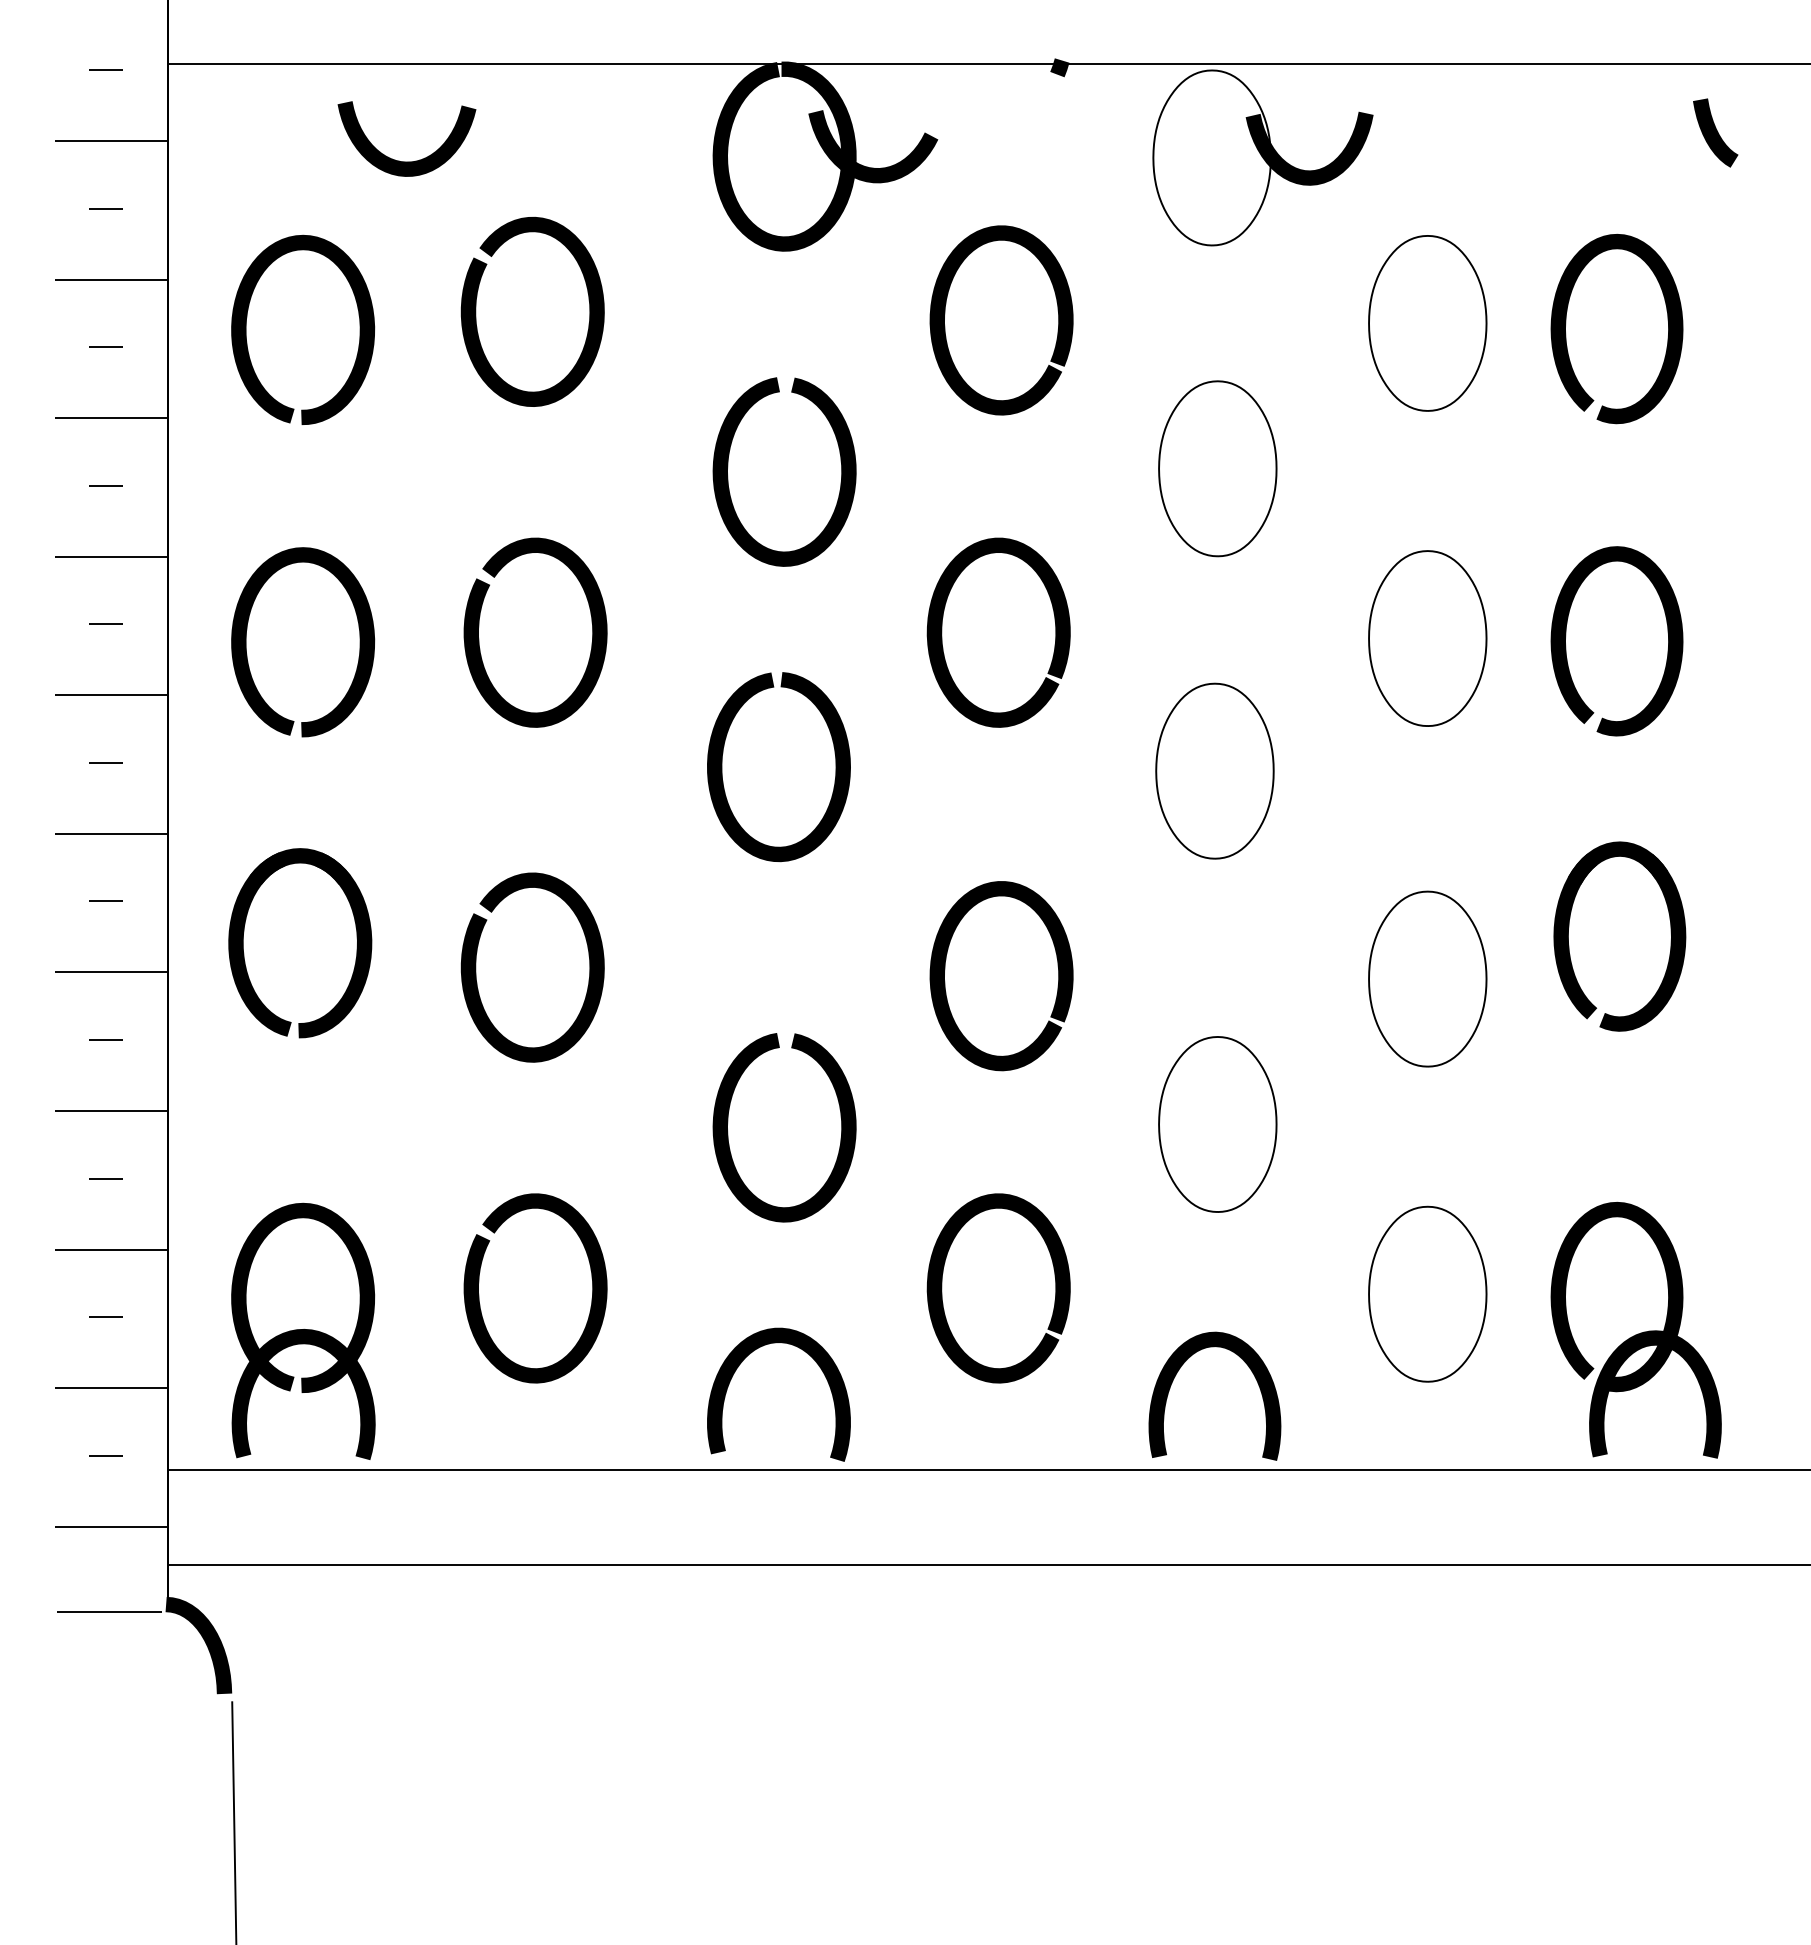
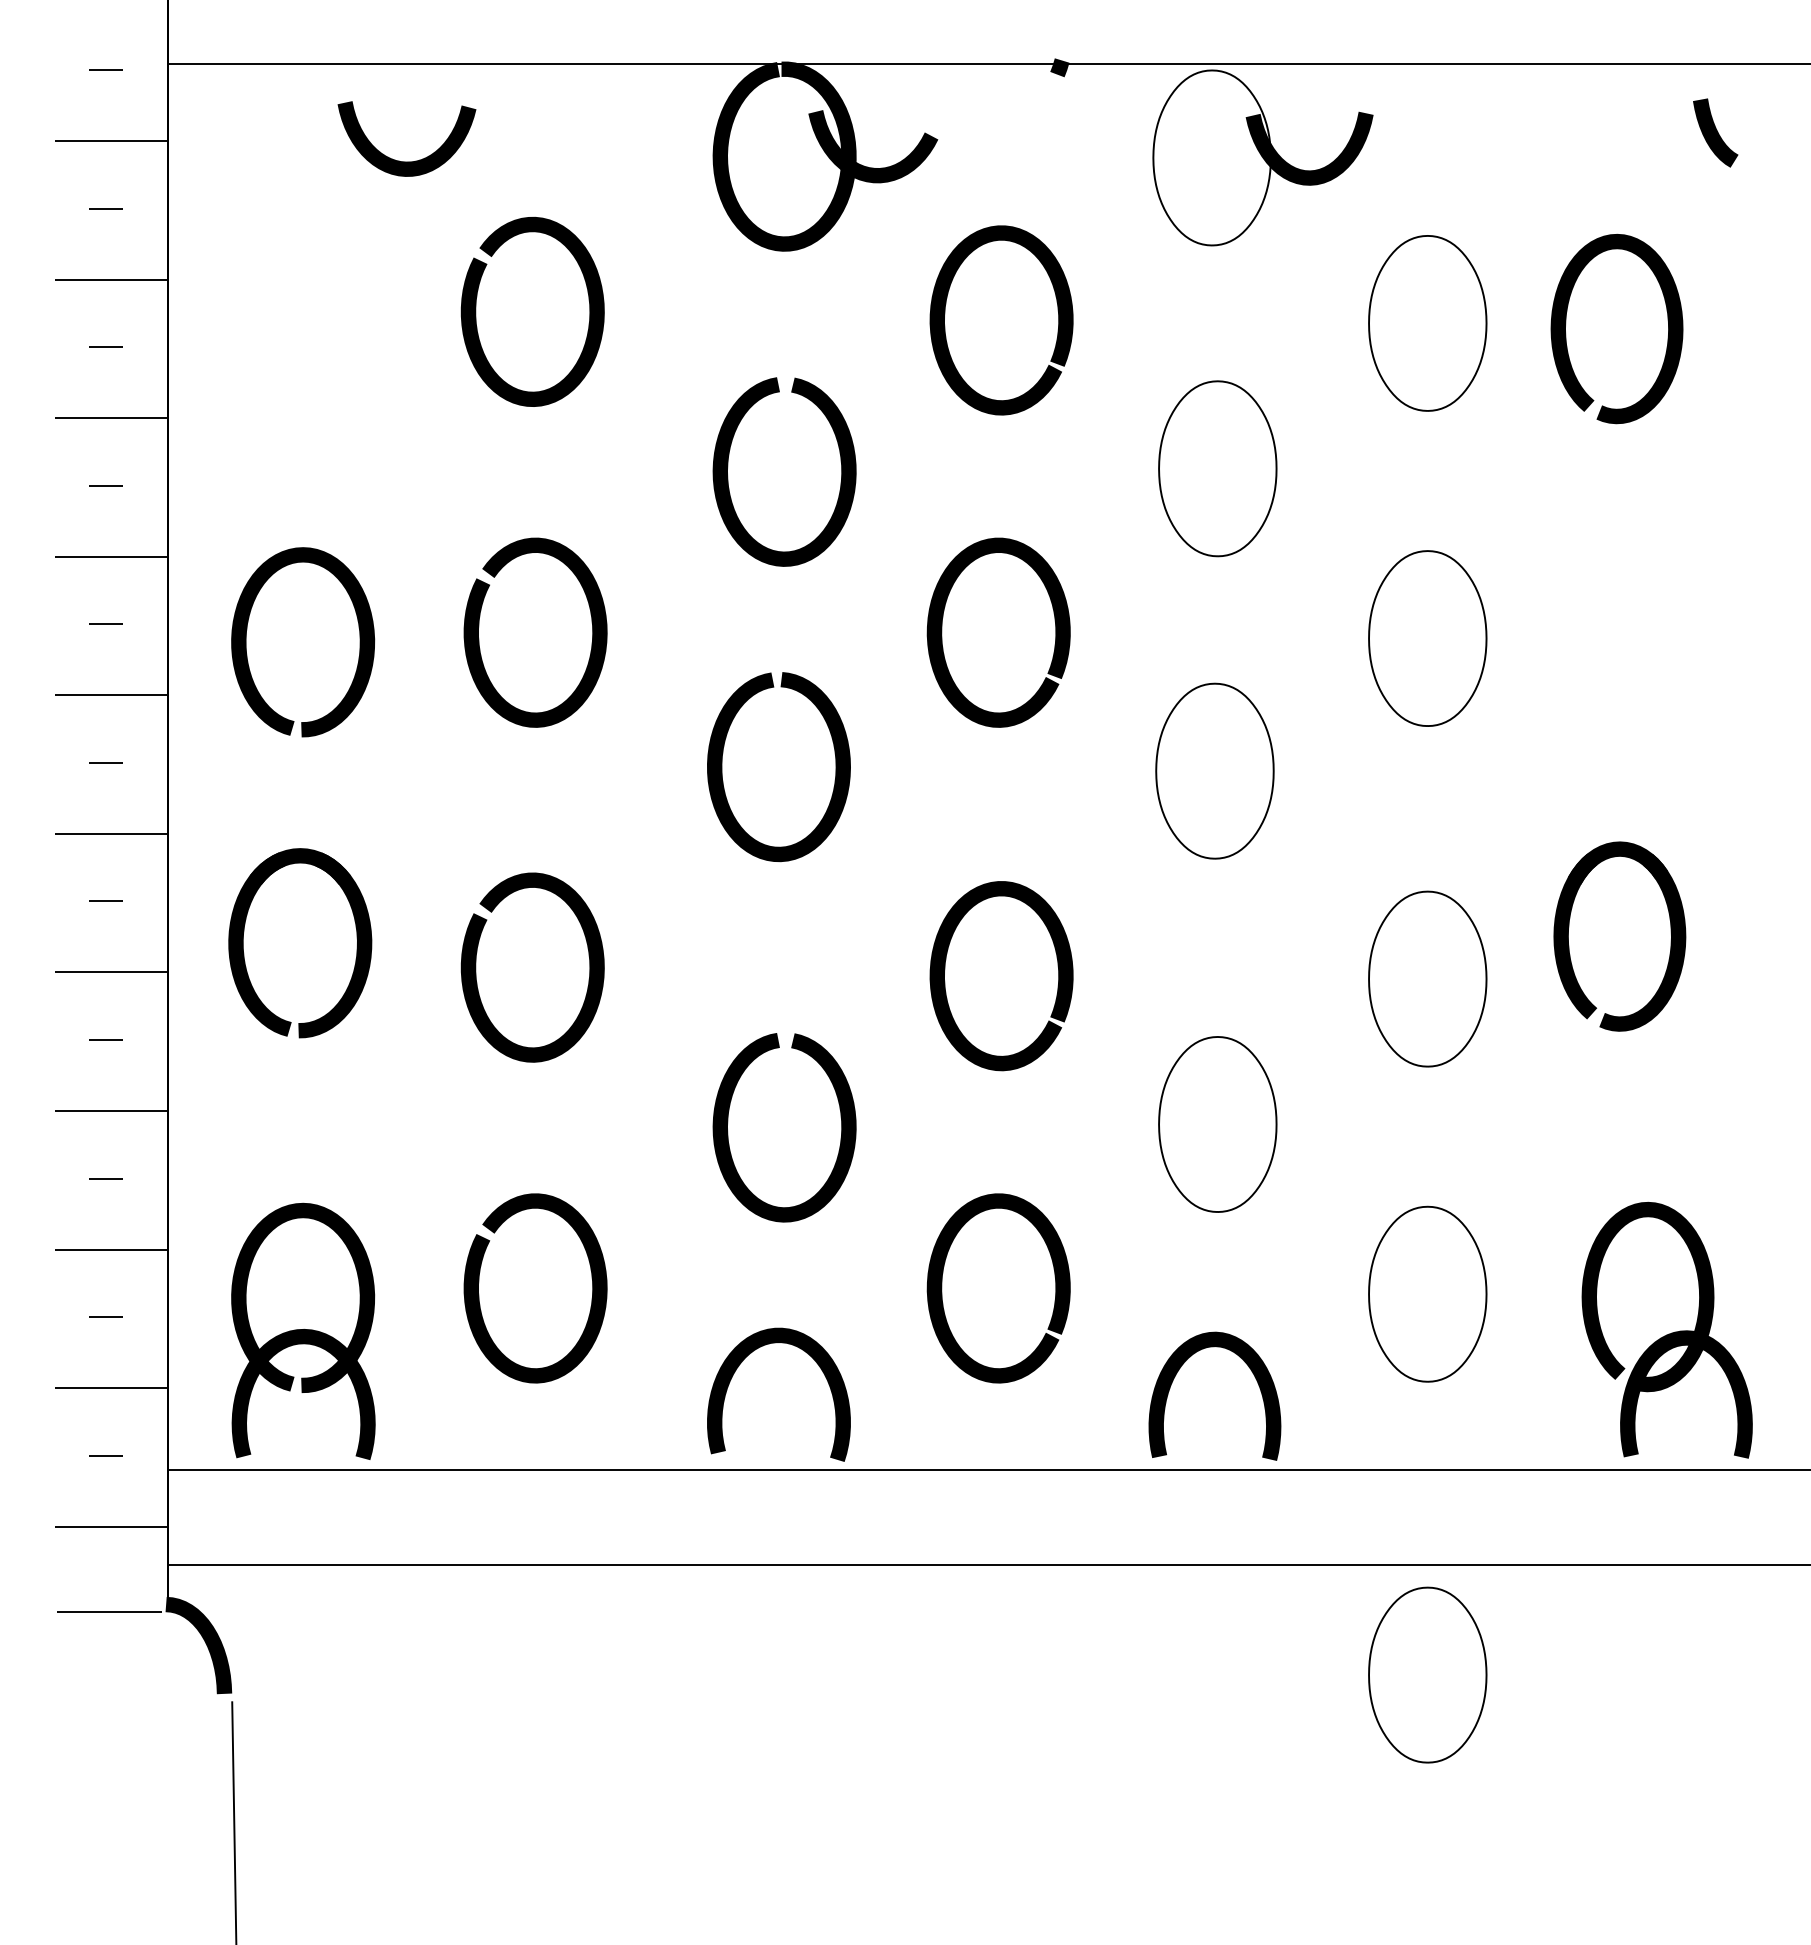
curve: present -> none (359, 329)
curve: present -> none (1566, 636)
part position: (1635, 1329) -> (1666, 1329) (1666, 1329)
part: none -> present (1427, 1674)
